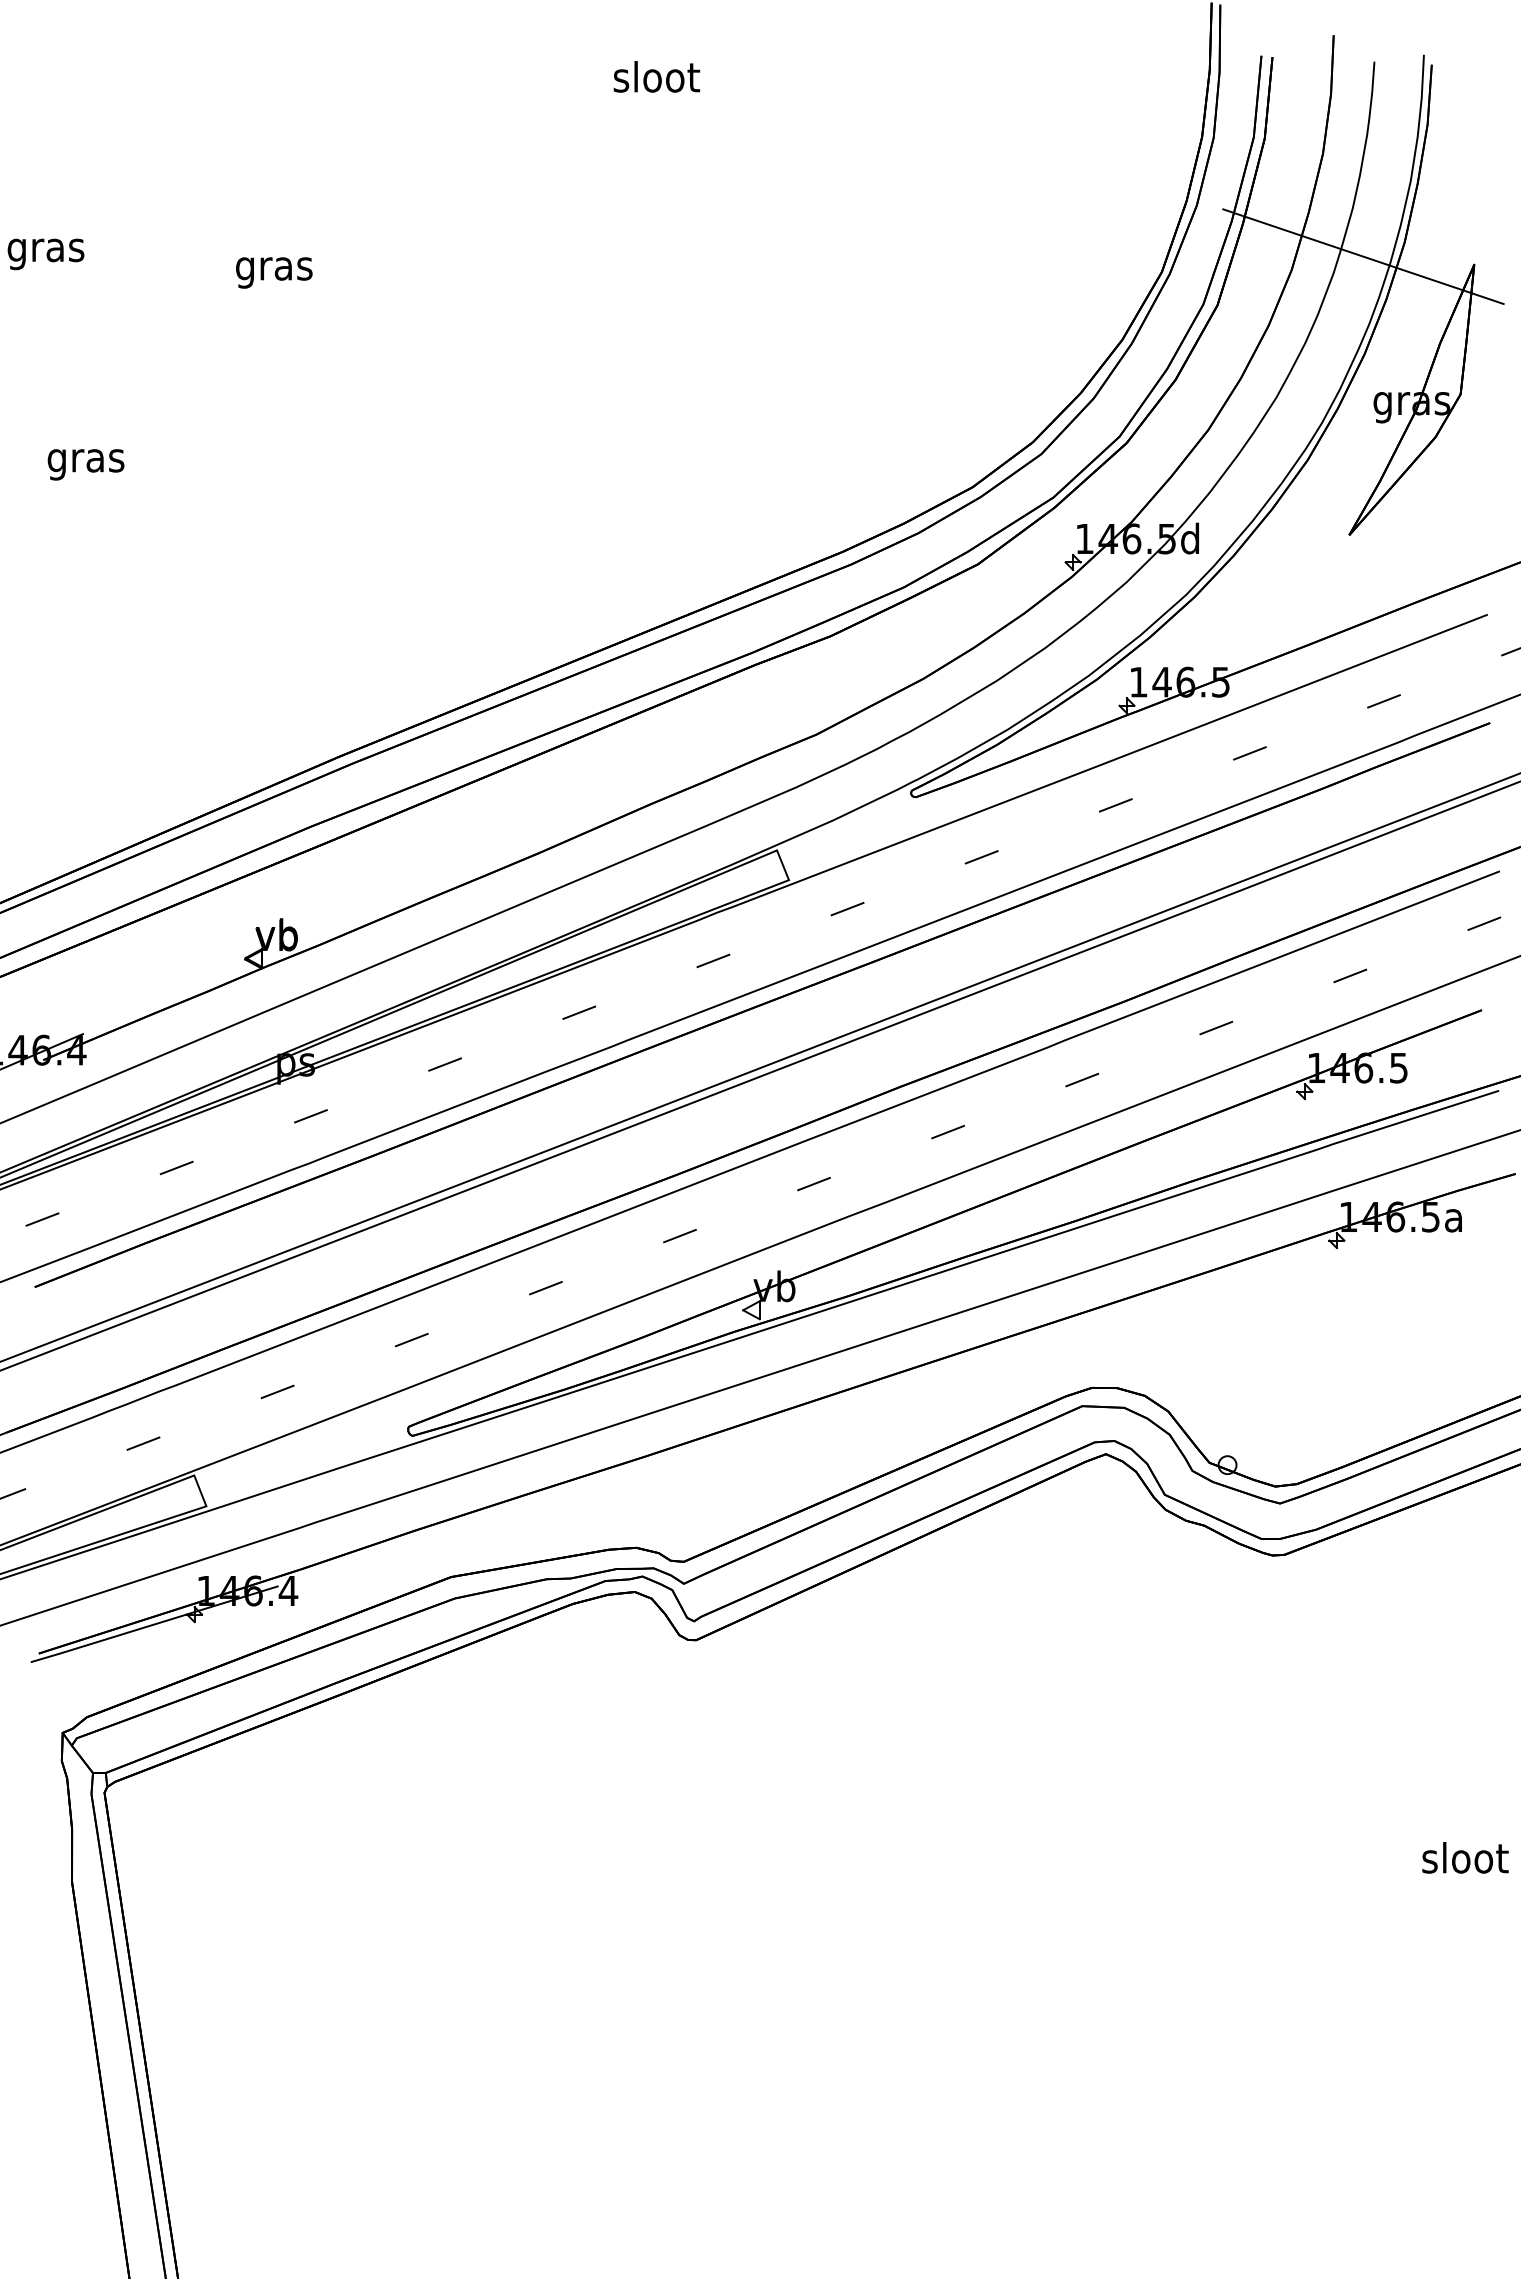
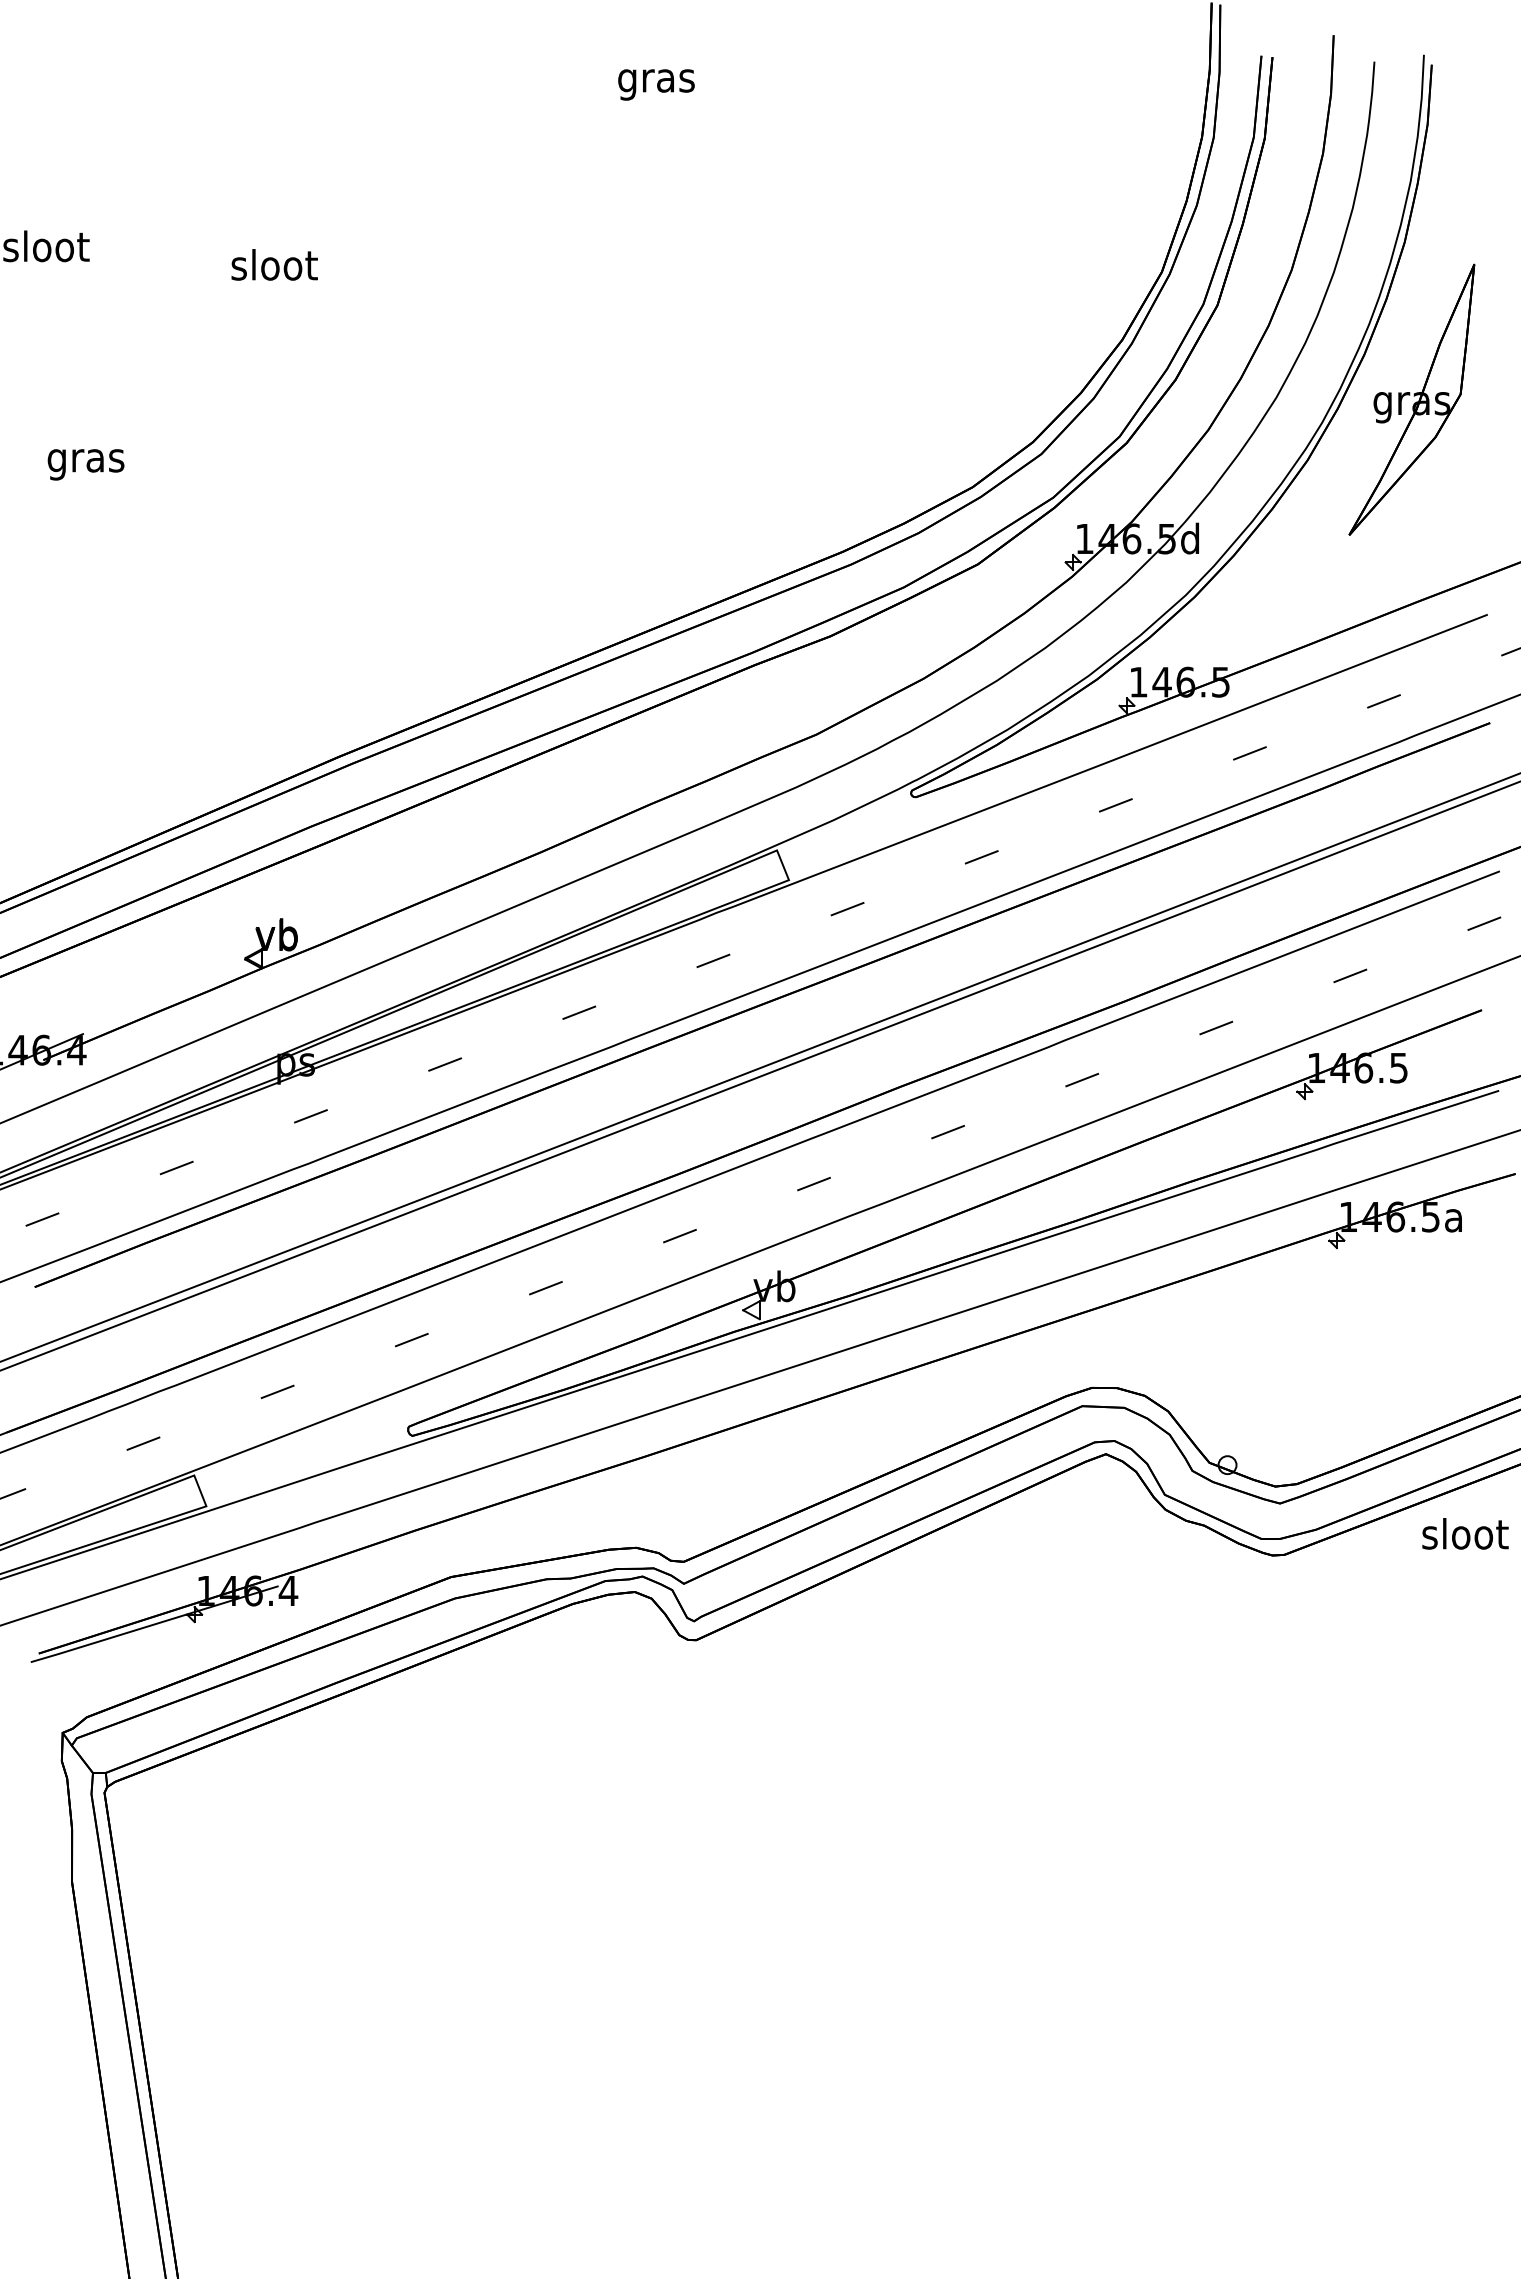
text: sloot -> gras (656, 80)
text: gras -> sloot (46, 250)
line: present -> none (1363, 256)
text: gras -> sloot (274, 268)
text position: (1465, 1857) -> (1465, 1533) (1465, 1533)
